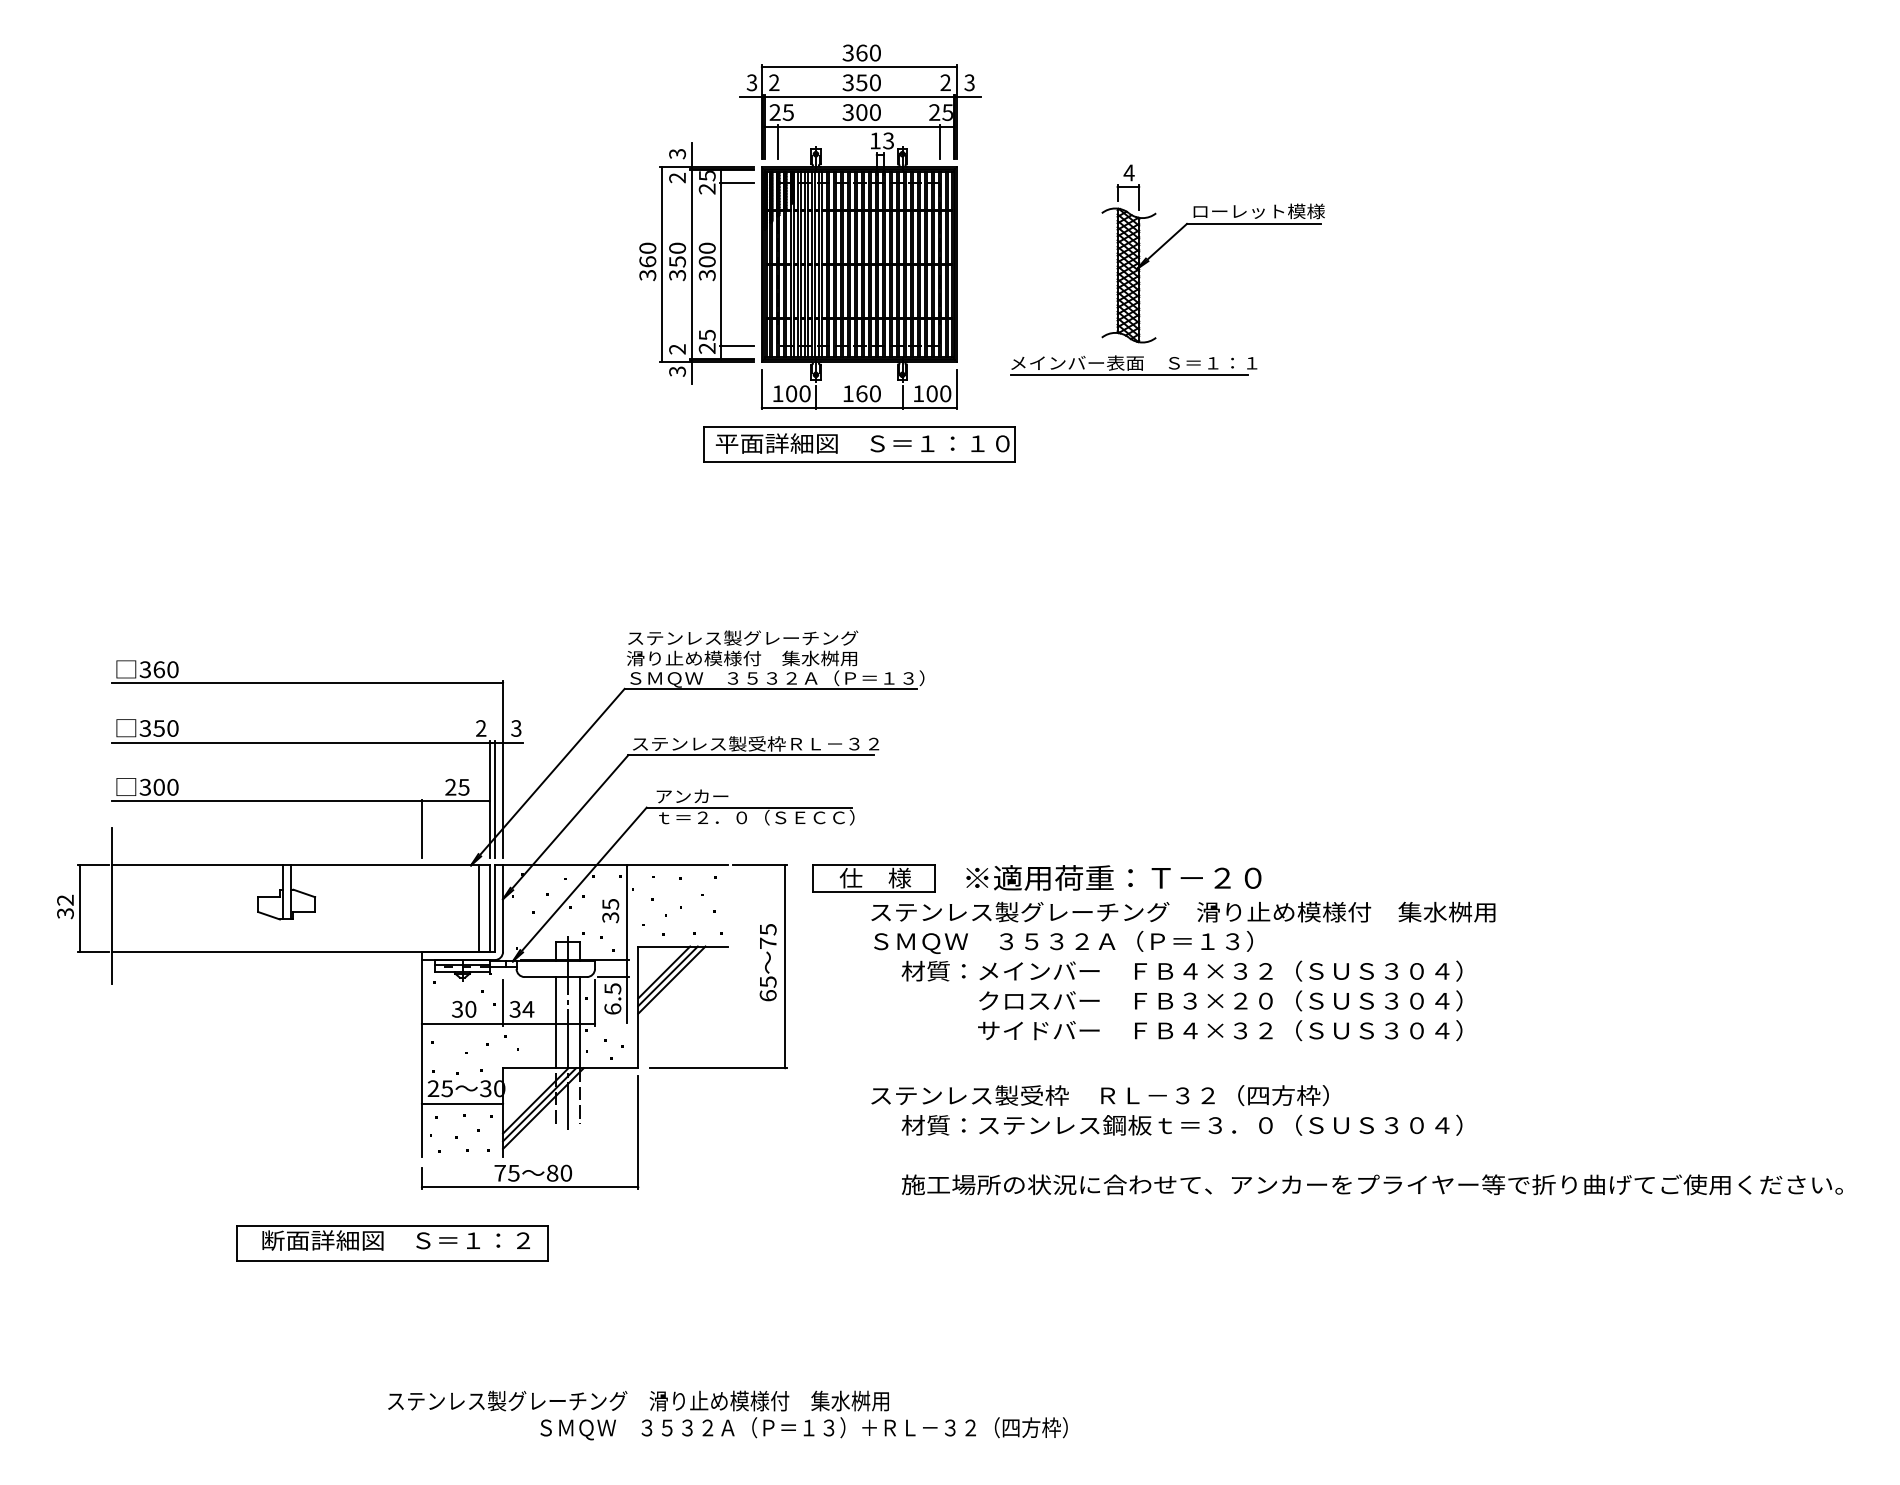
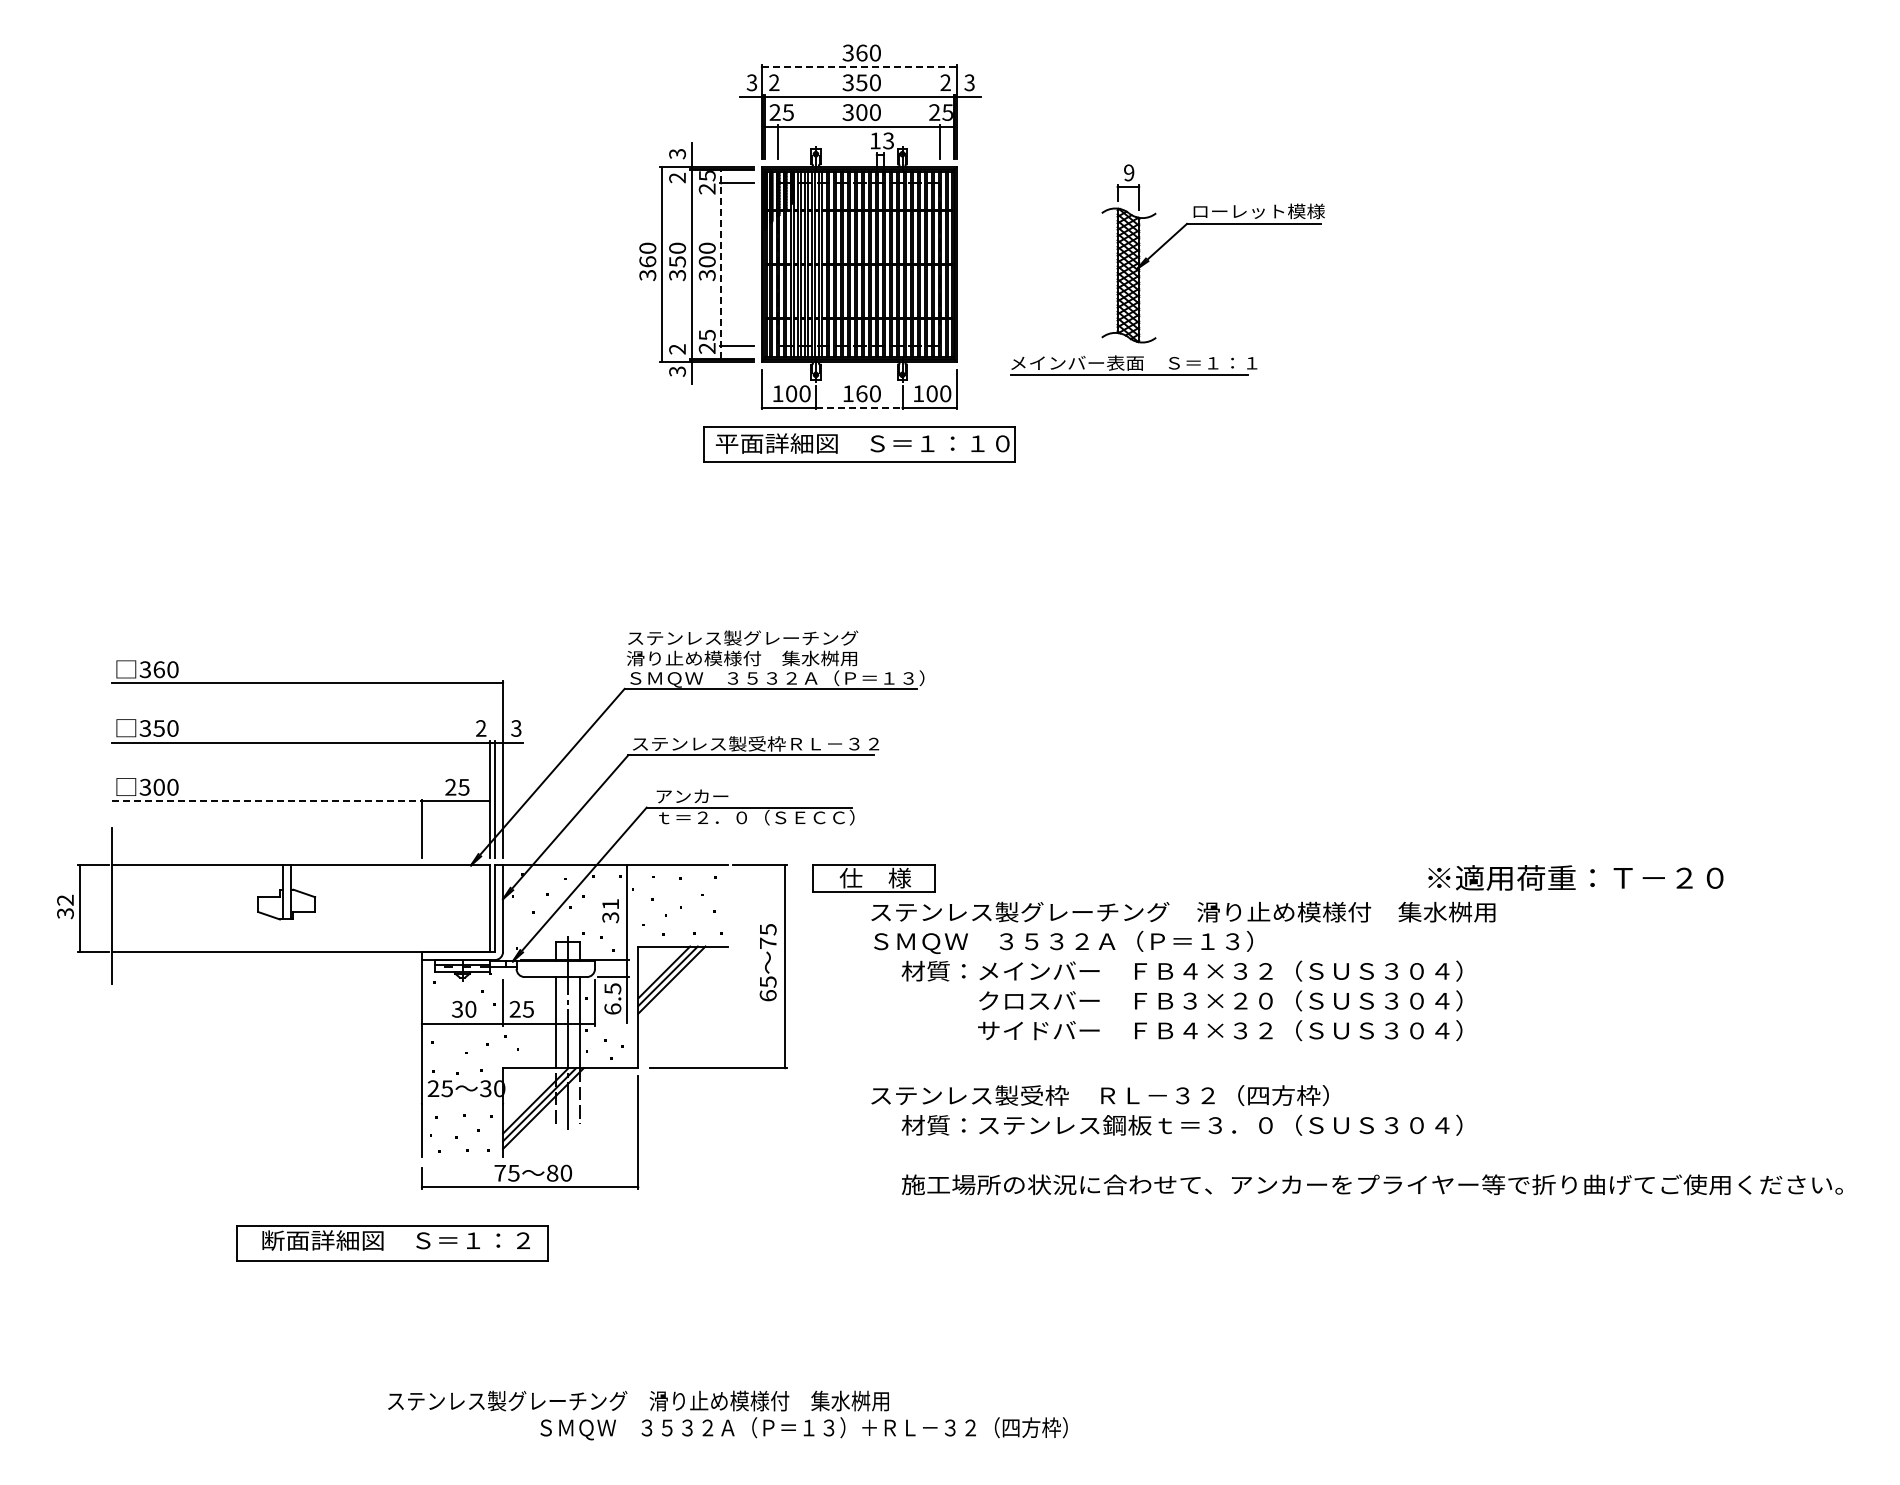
line: solid -> dashed (859, 67)
text: 4 -> 9 (1128, 172)
line: solid -> dashed (721, 264)
line: solid -> dashed (859, 407)
line: solid -> dashed (267, 801)
text position: (1113, 877) -> (1575, 877) (1575, 877)
text: 35 -> 31 (610, 904)
line: present -> none (478, 908)
text: 34 -> 25 (521, 1009)
line: present -> none (462, 1103)
